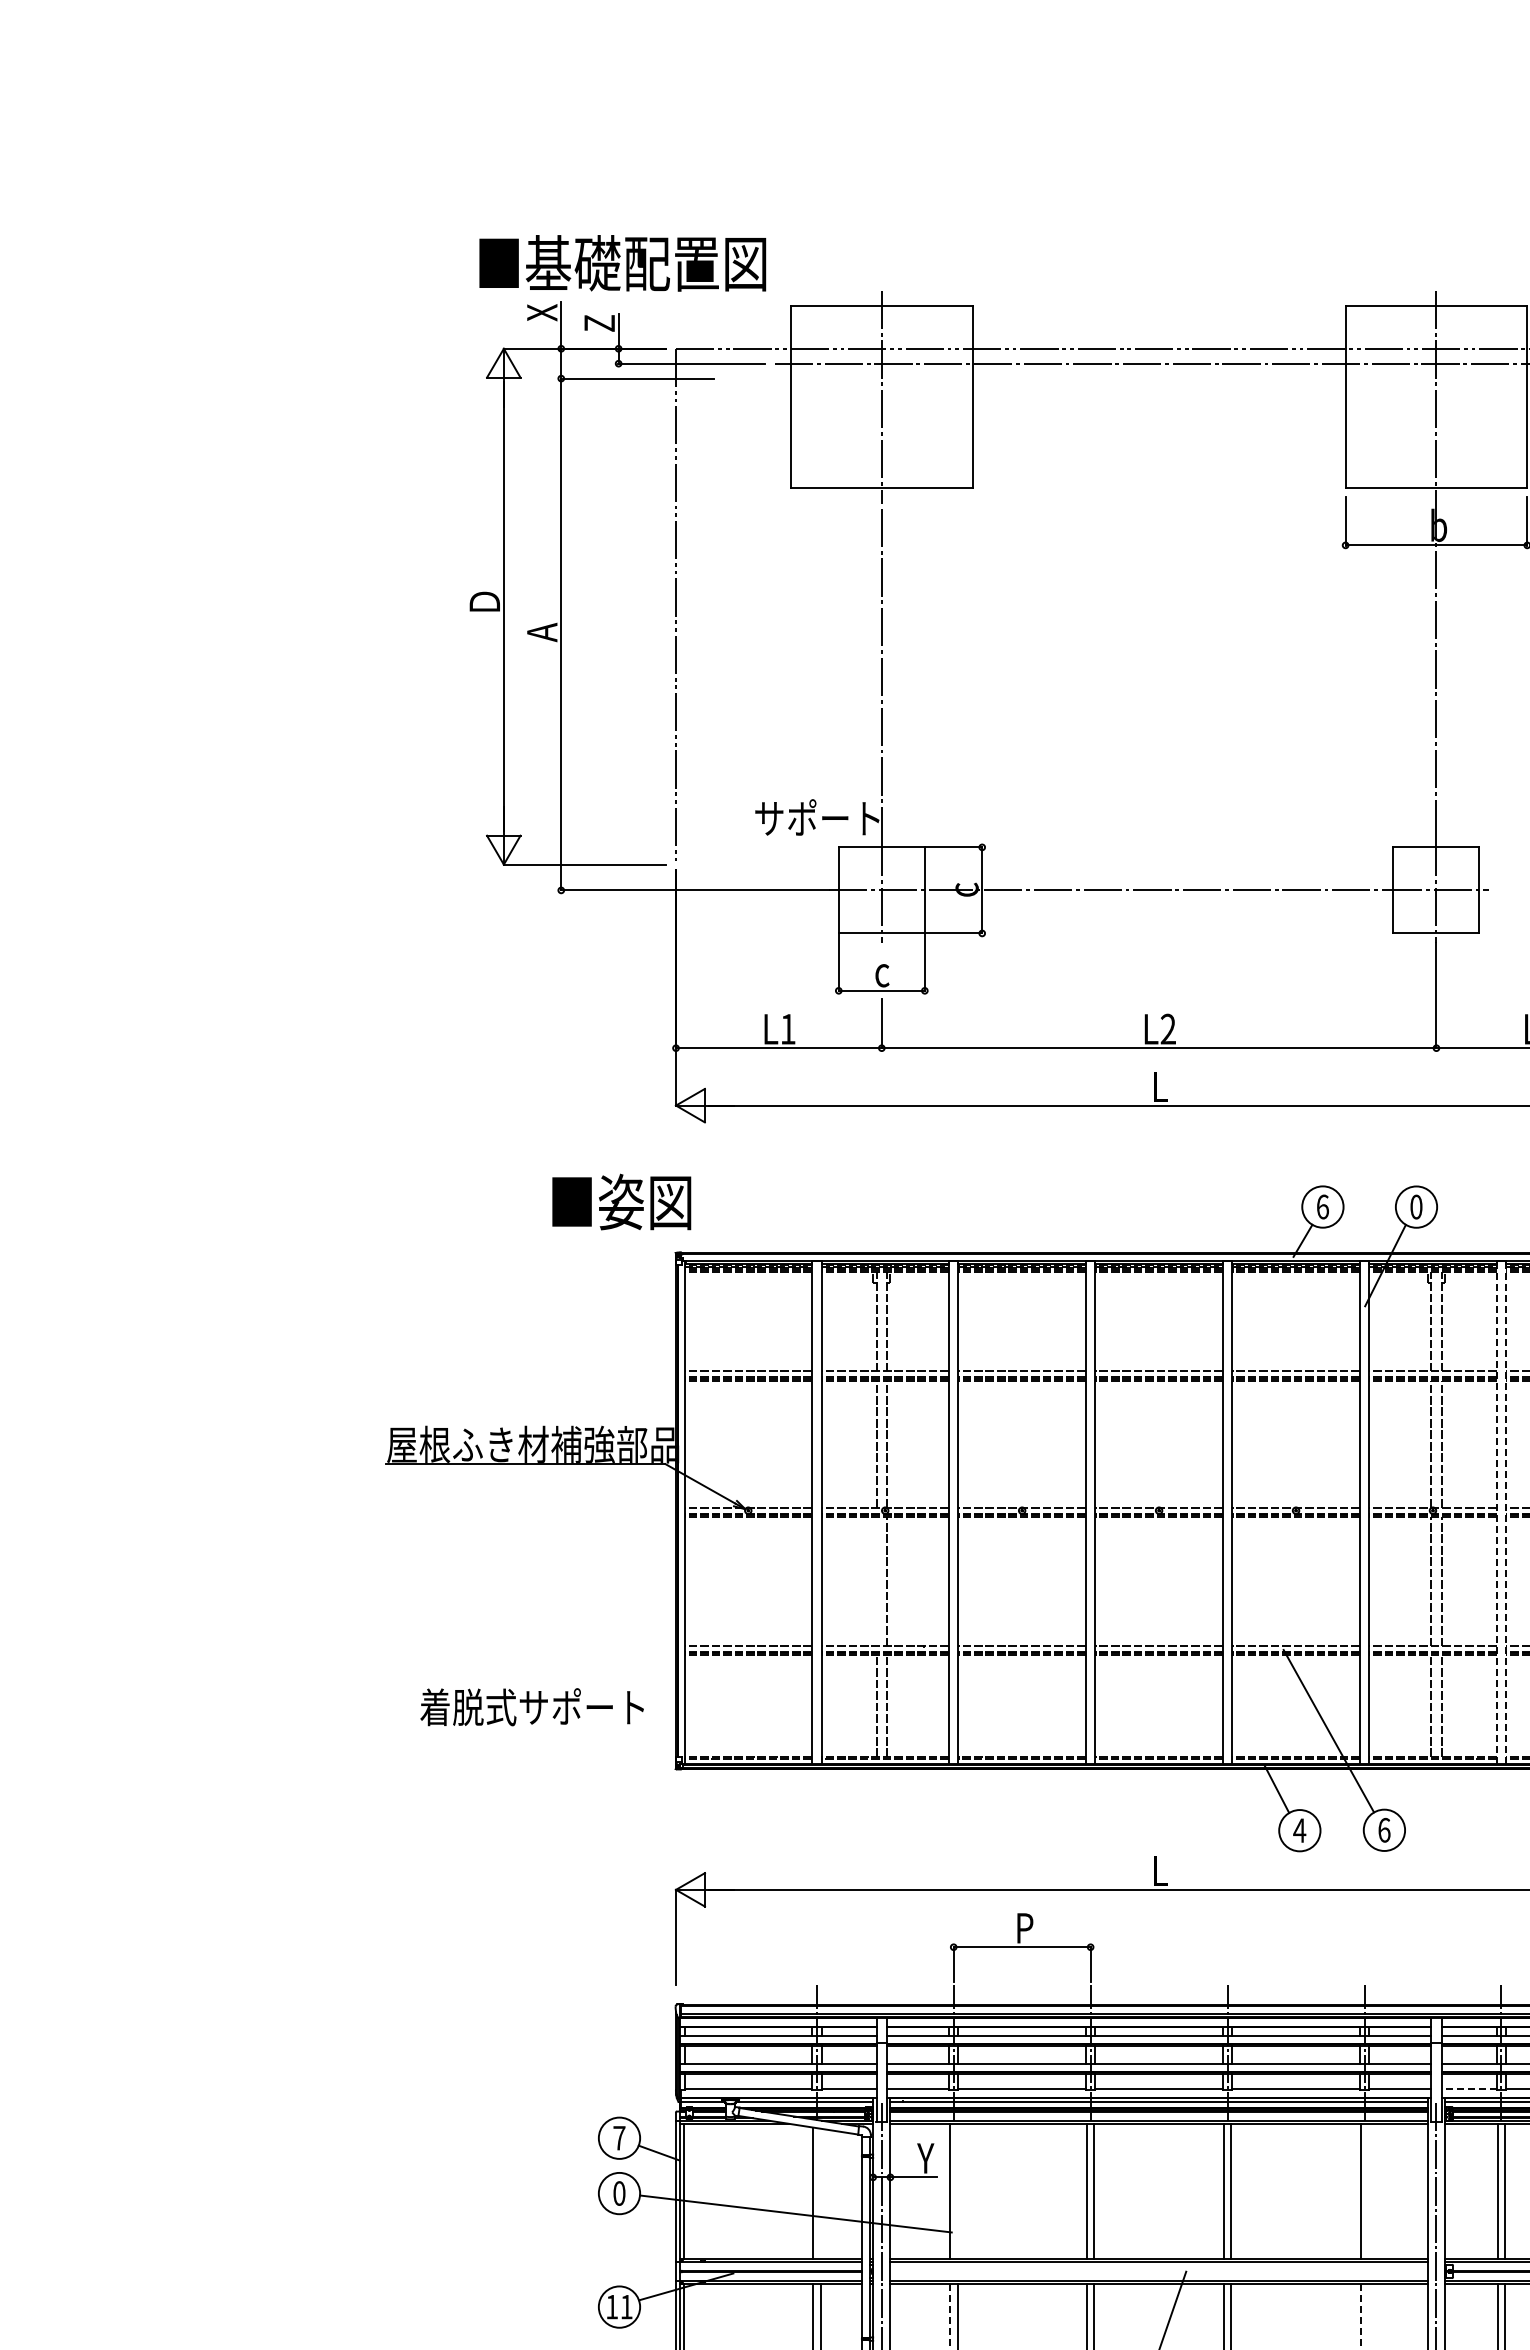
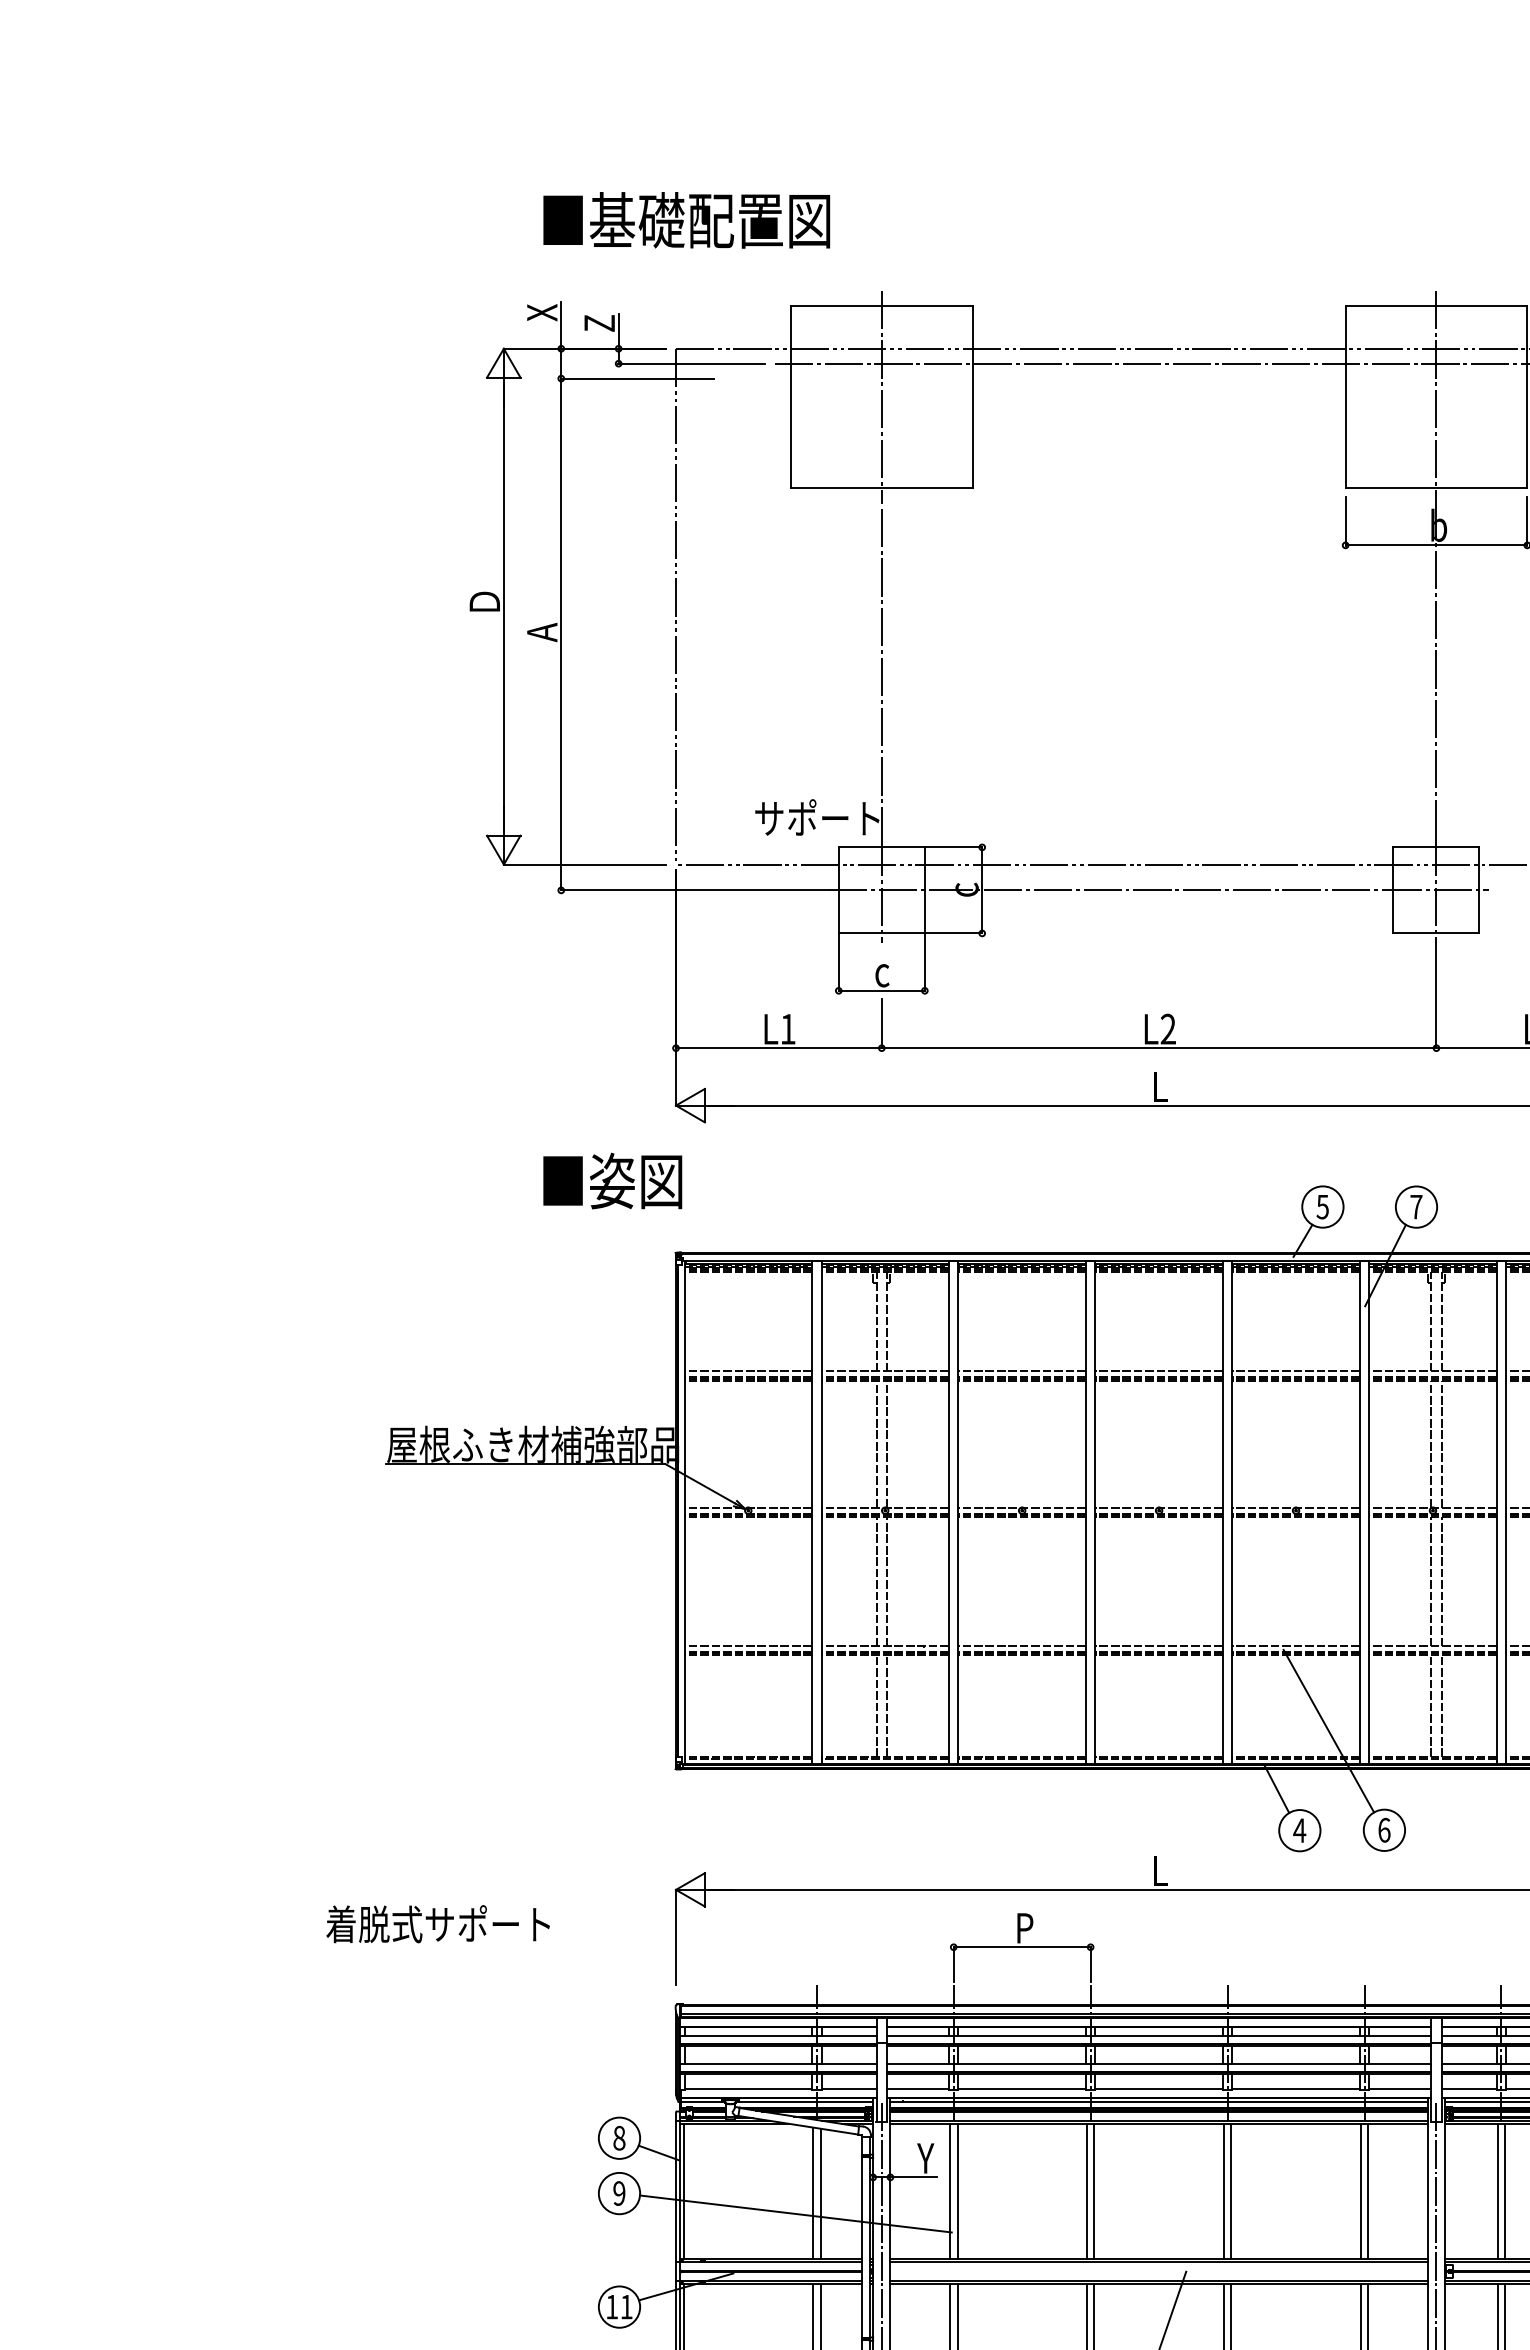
text position: (622, 263) -> (686, 220) (686, 220)
line: none -> present (1101, 864)
text position: (621, 1201) -> (612, 1180) (612, 1180)
text: 6 -> 5 (1322, 1206)
text: 0 -> 7 (1416, 1206)
line: dashed -> solid (1496, 1512)
line: dashed -> solid (1506, 1512)
line: none -> present (876, 1581)
text position: (531, 1707) -> (437, 1924) (437, 1924)
line: dashed -> solid (1468, 2089)
text: 7 -> 8 (619, 2137)
line: none -> present (957, 2191)
line: none -> present (1368, 2191)
text: 0 -> 9 (619, 2193)
line: none -> present (820, 2193)
line: none -> present (1368, 2314)
line: dashed -> solid (949, 2316)
line: dashed -> solid (1360, 2316)
